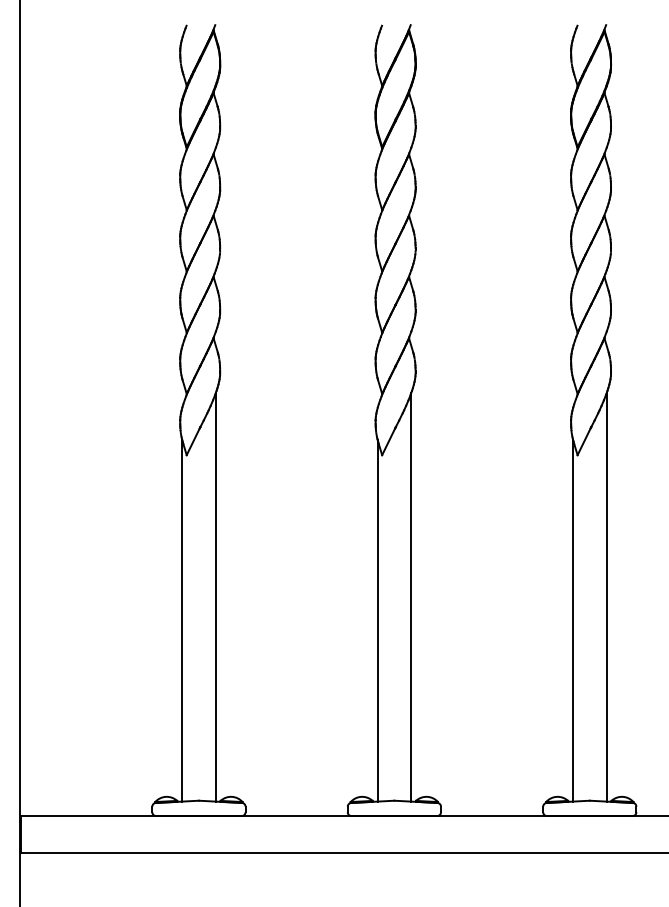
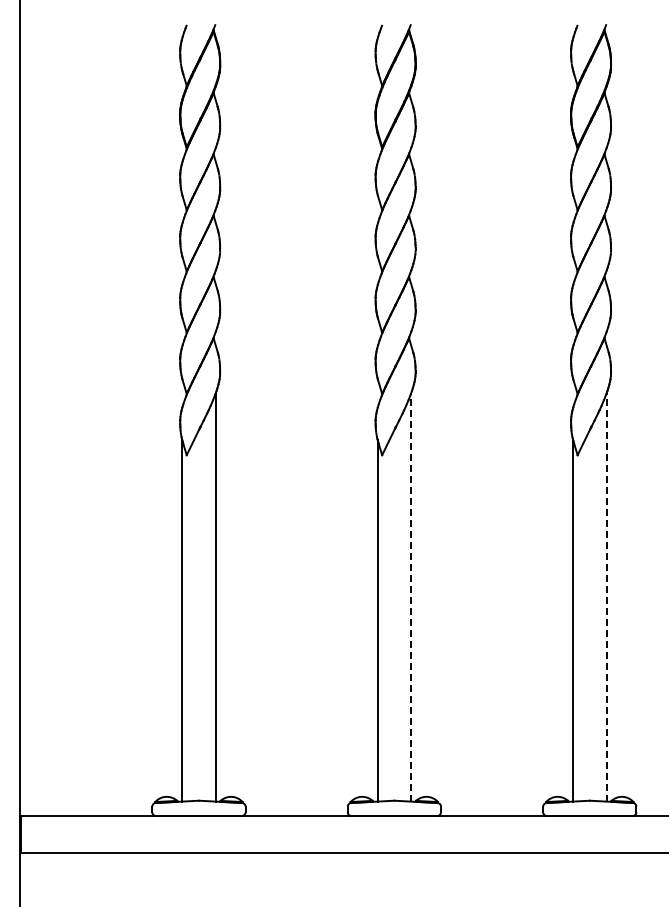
line: solid -> dashed (411, 596)
line: solid -> dashed (606, 596)
